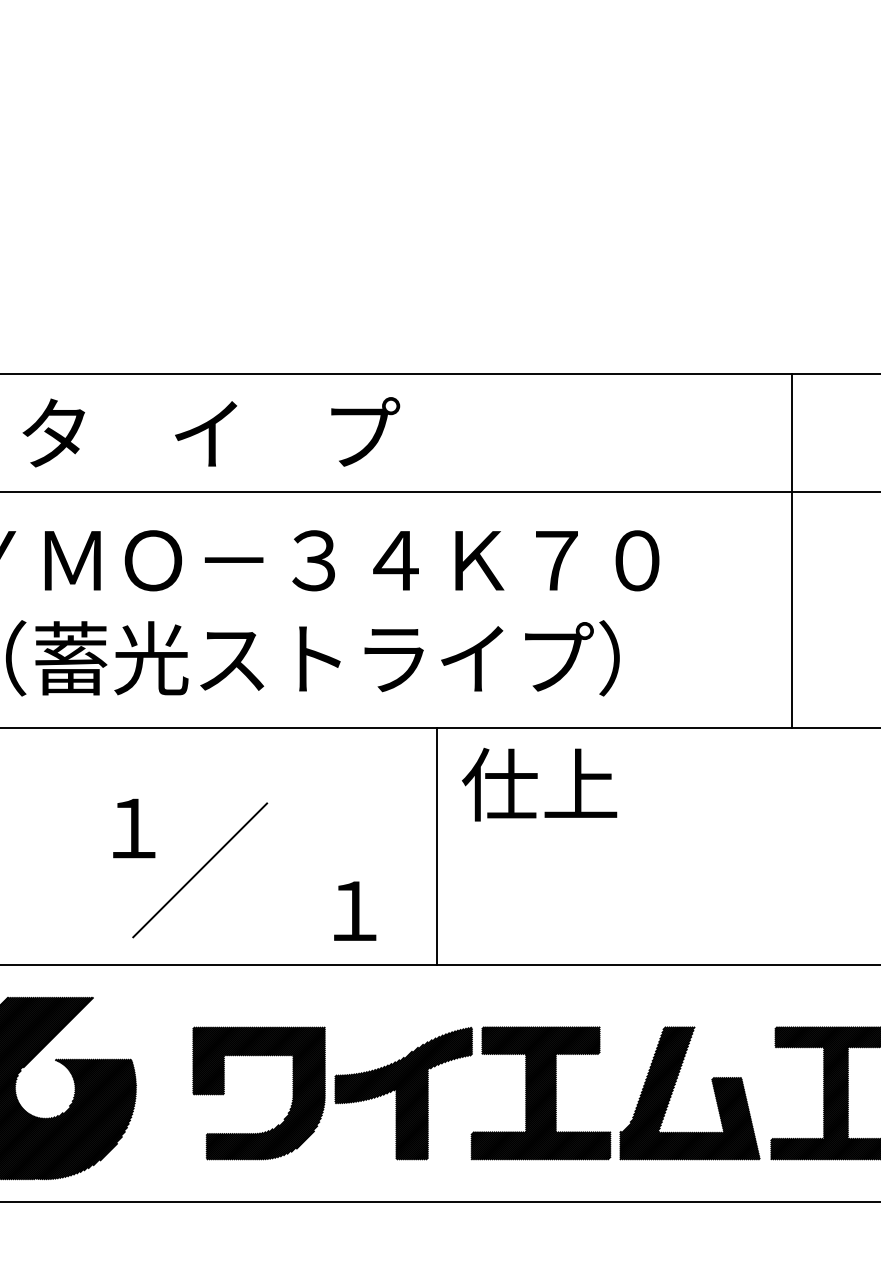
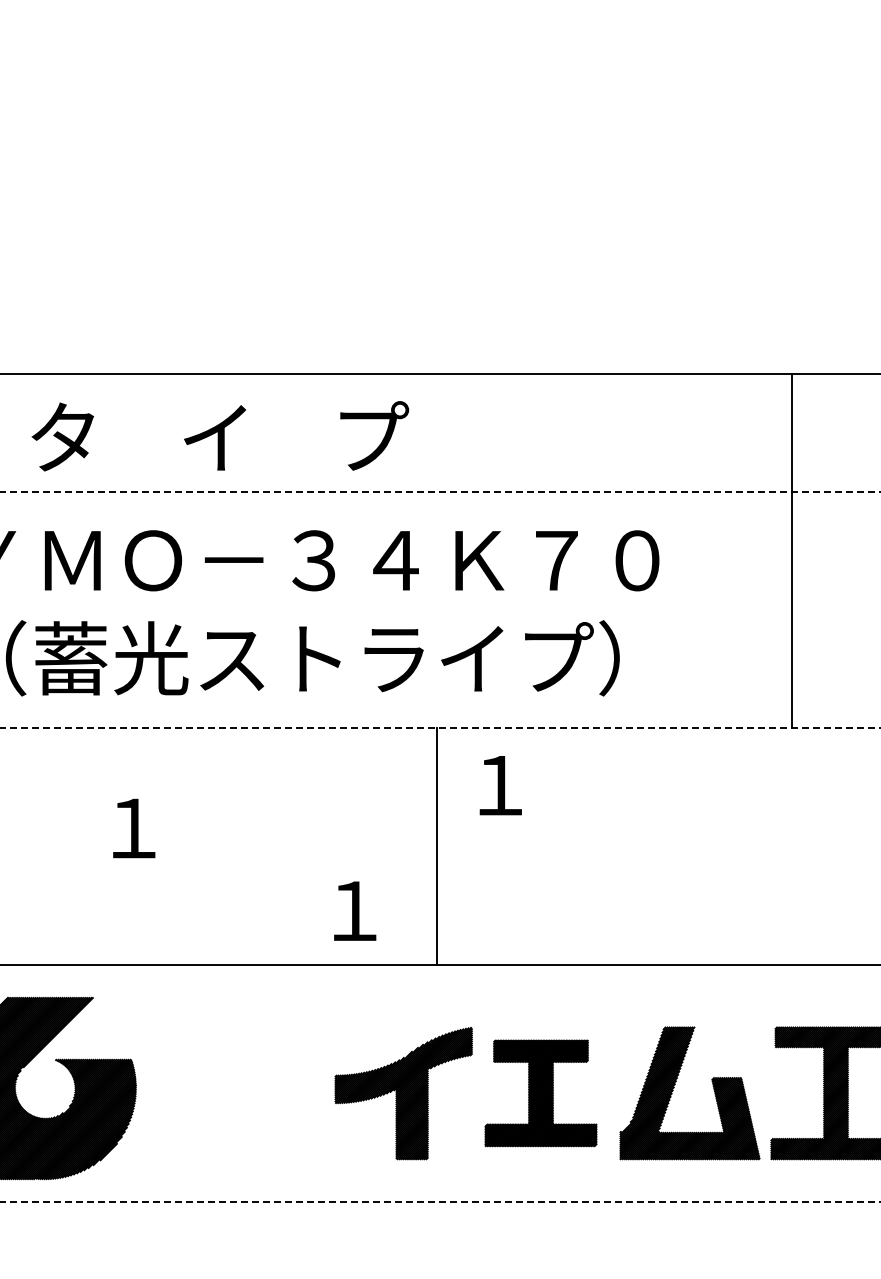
text position: (211, 432) -> (220, 436) (220, 436)
line: solid -> dashed (440, 491)
line: solid -> dashed (440, 728)
text: 仕上 -> １ (539, 784)
line: present -> none (200, 870)
part: present -> none (224, 1093)
part size: 142x135 px -> 114x109 px (540, 1093)
line: solid -> dashed (440, 1201)
